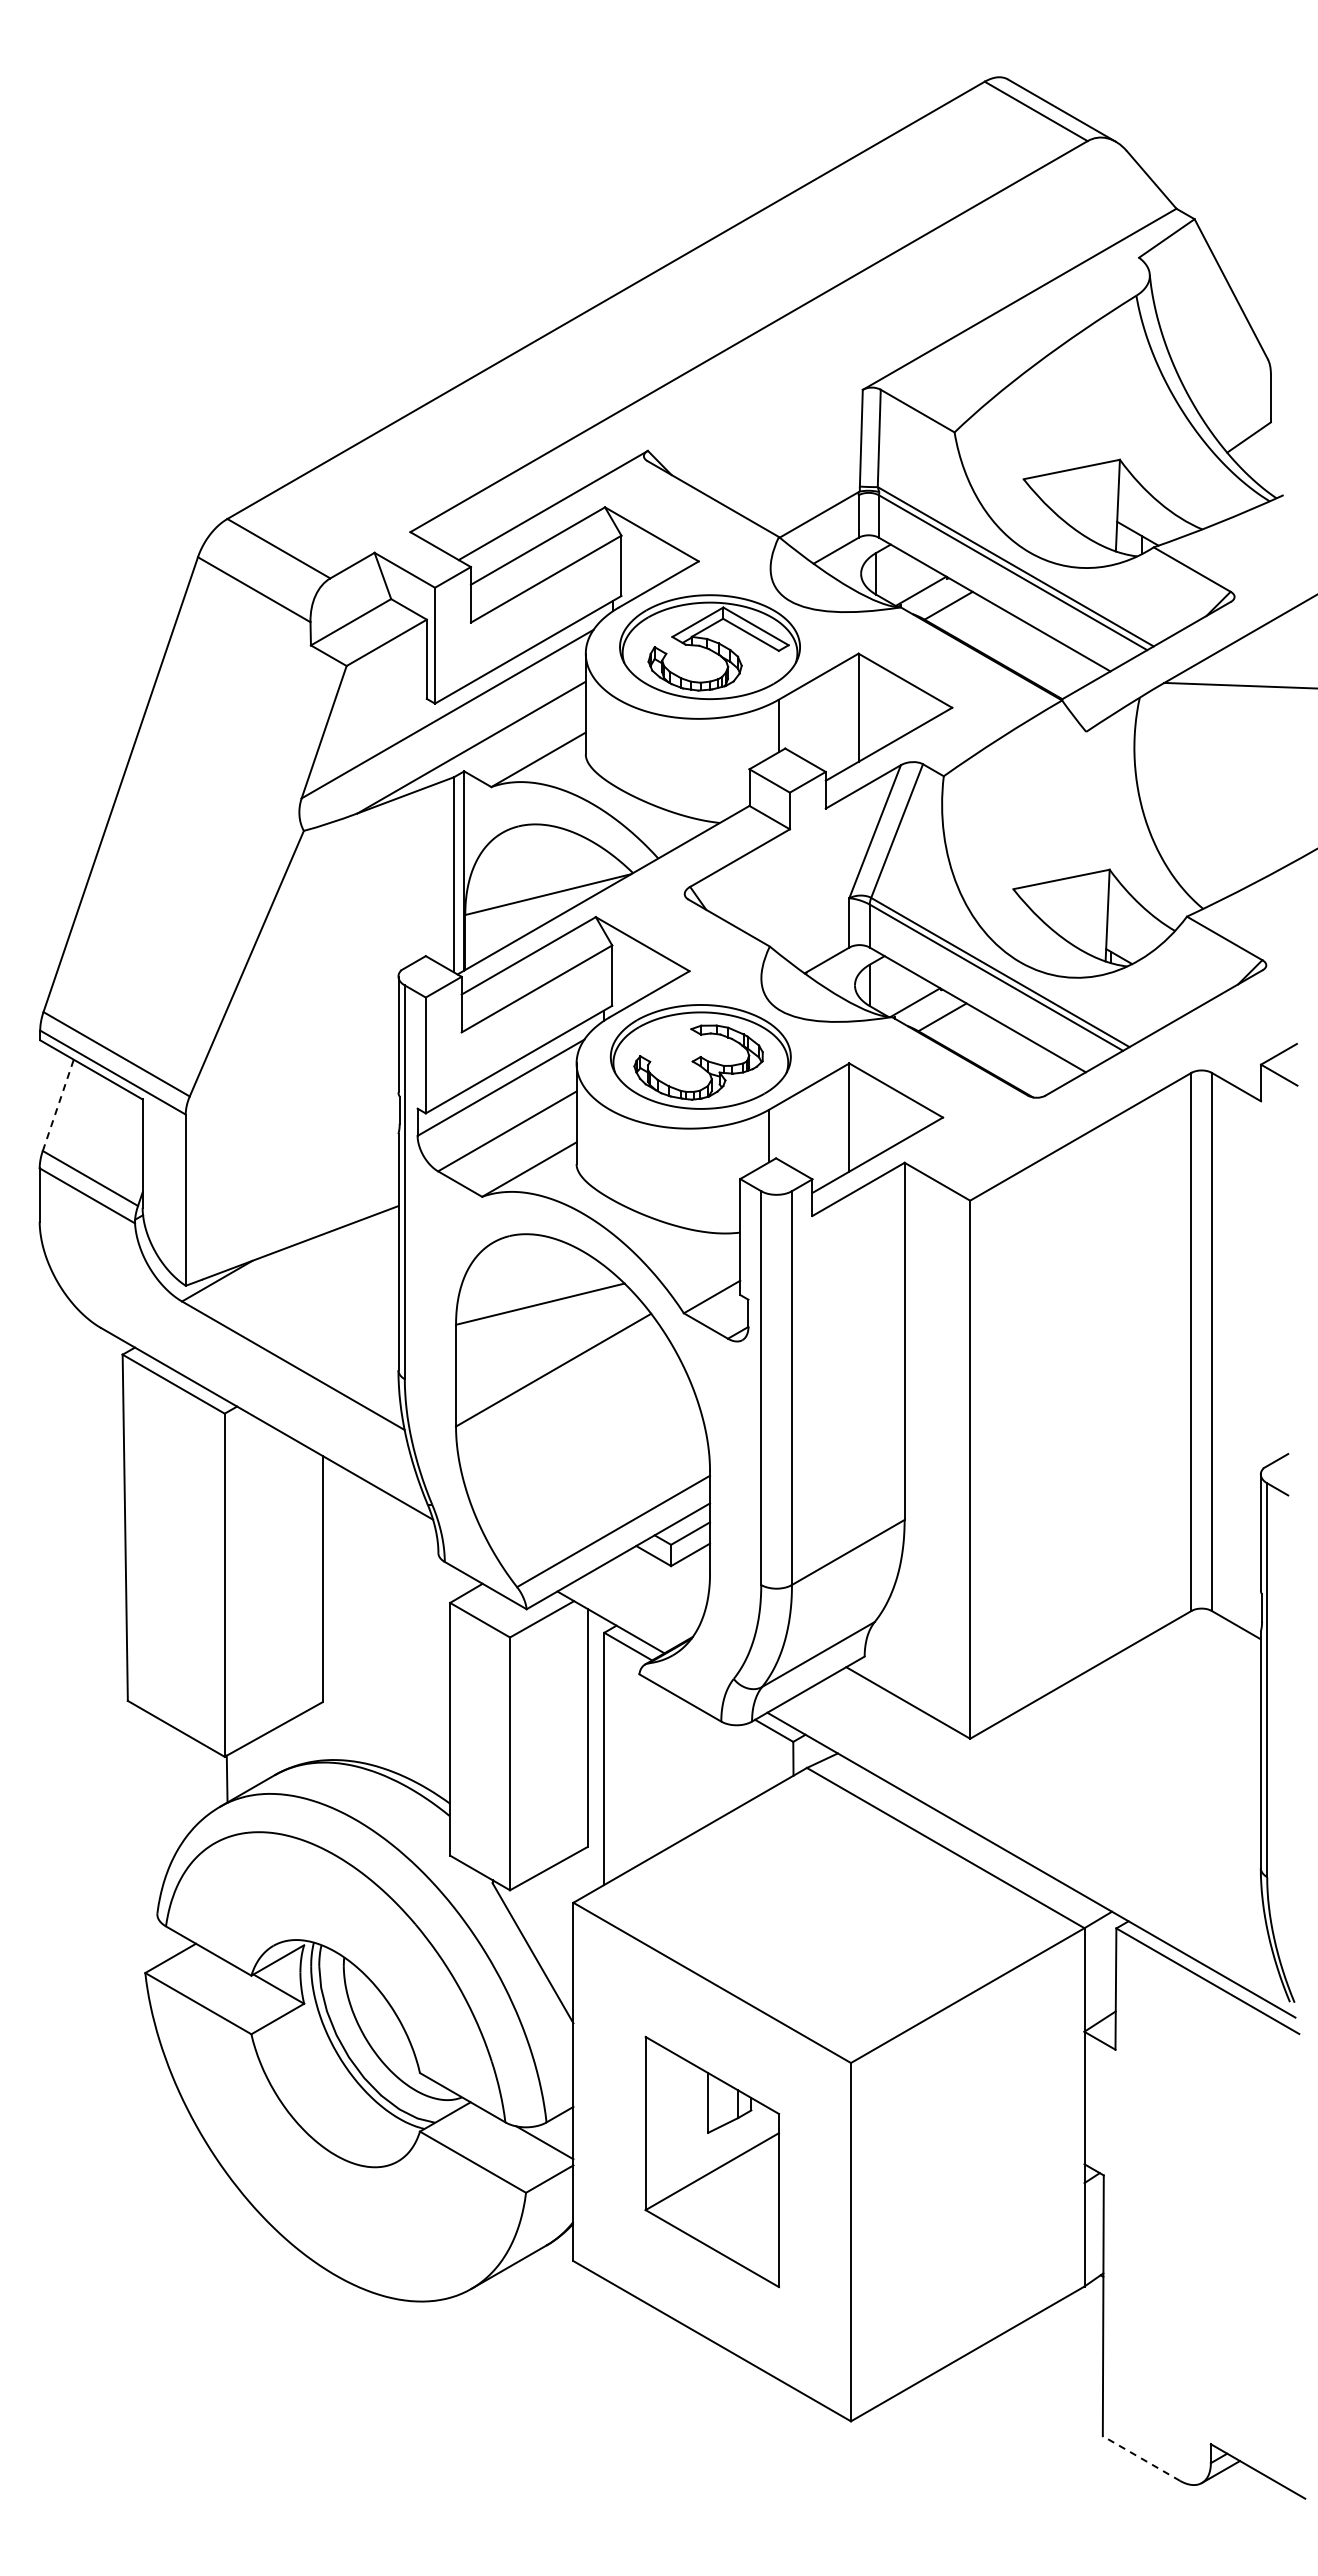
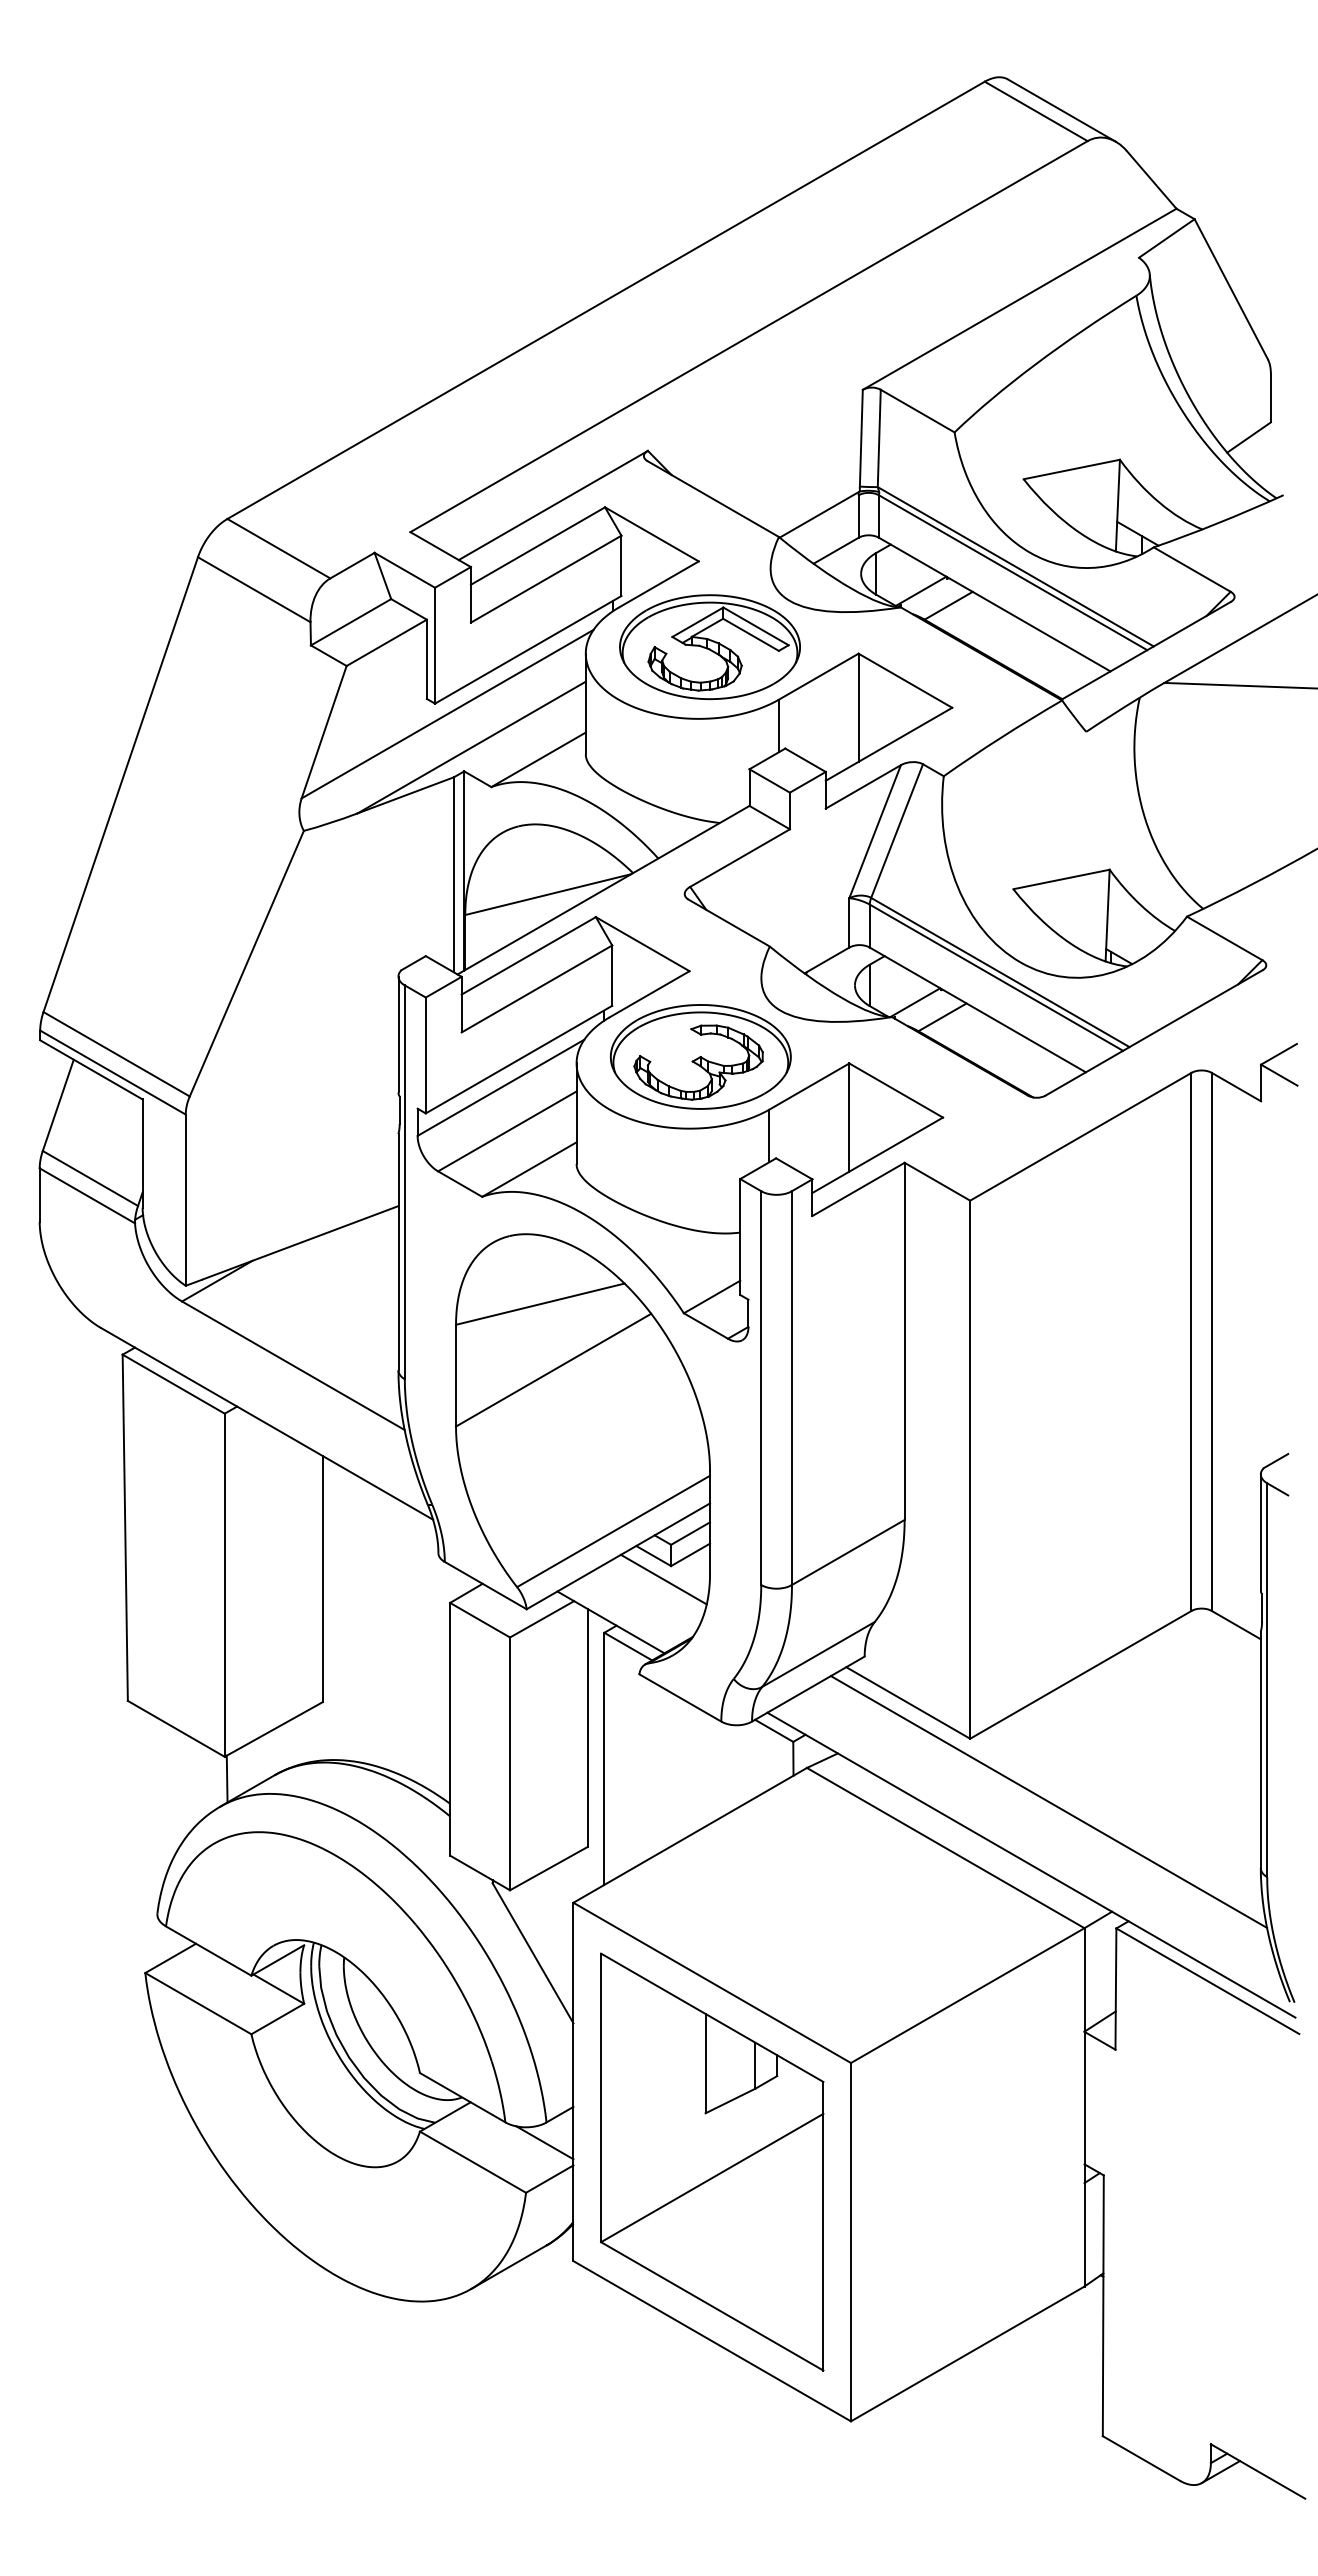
line: dashed -> solid (58, 1104)
line: none -> present (663, 1579)
line: none -> present (1048, 1801)
part size: 137x254 px -> 225x420 px (712, 2161)
line: dashed -> solid (1141, 2458)
